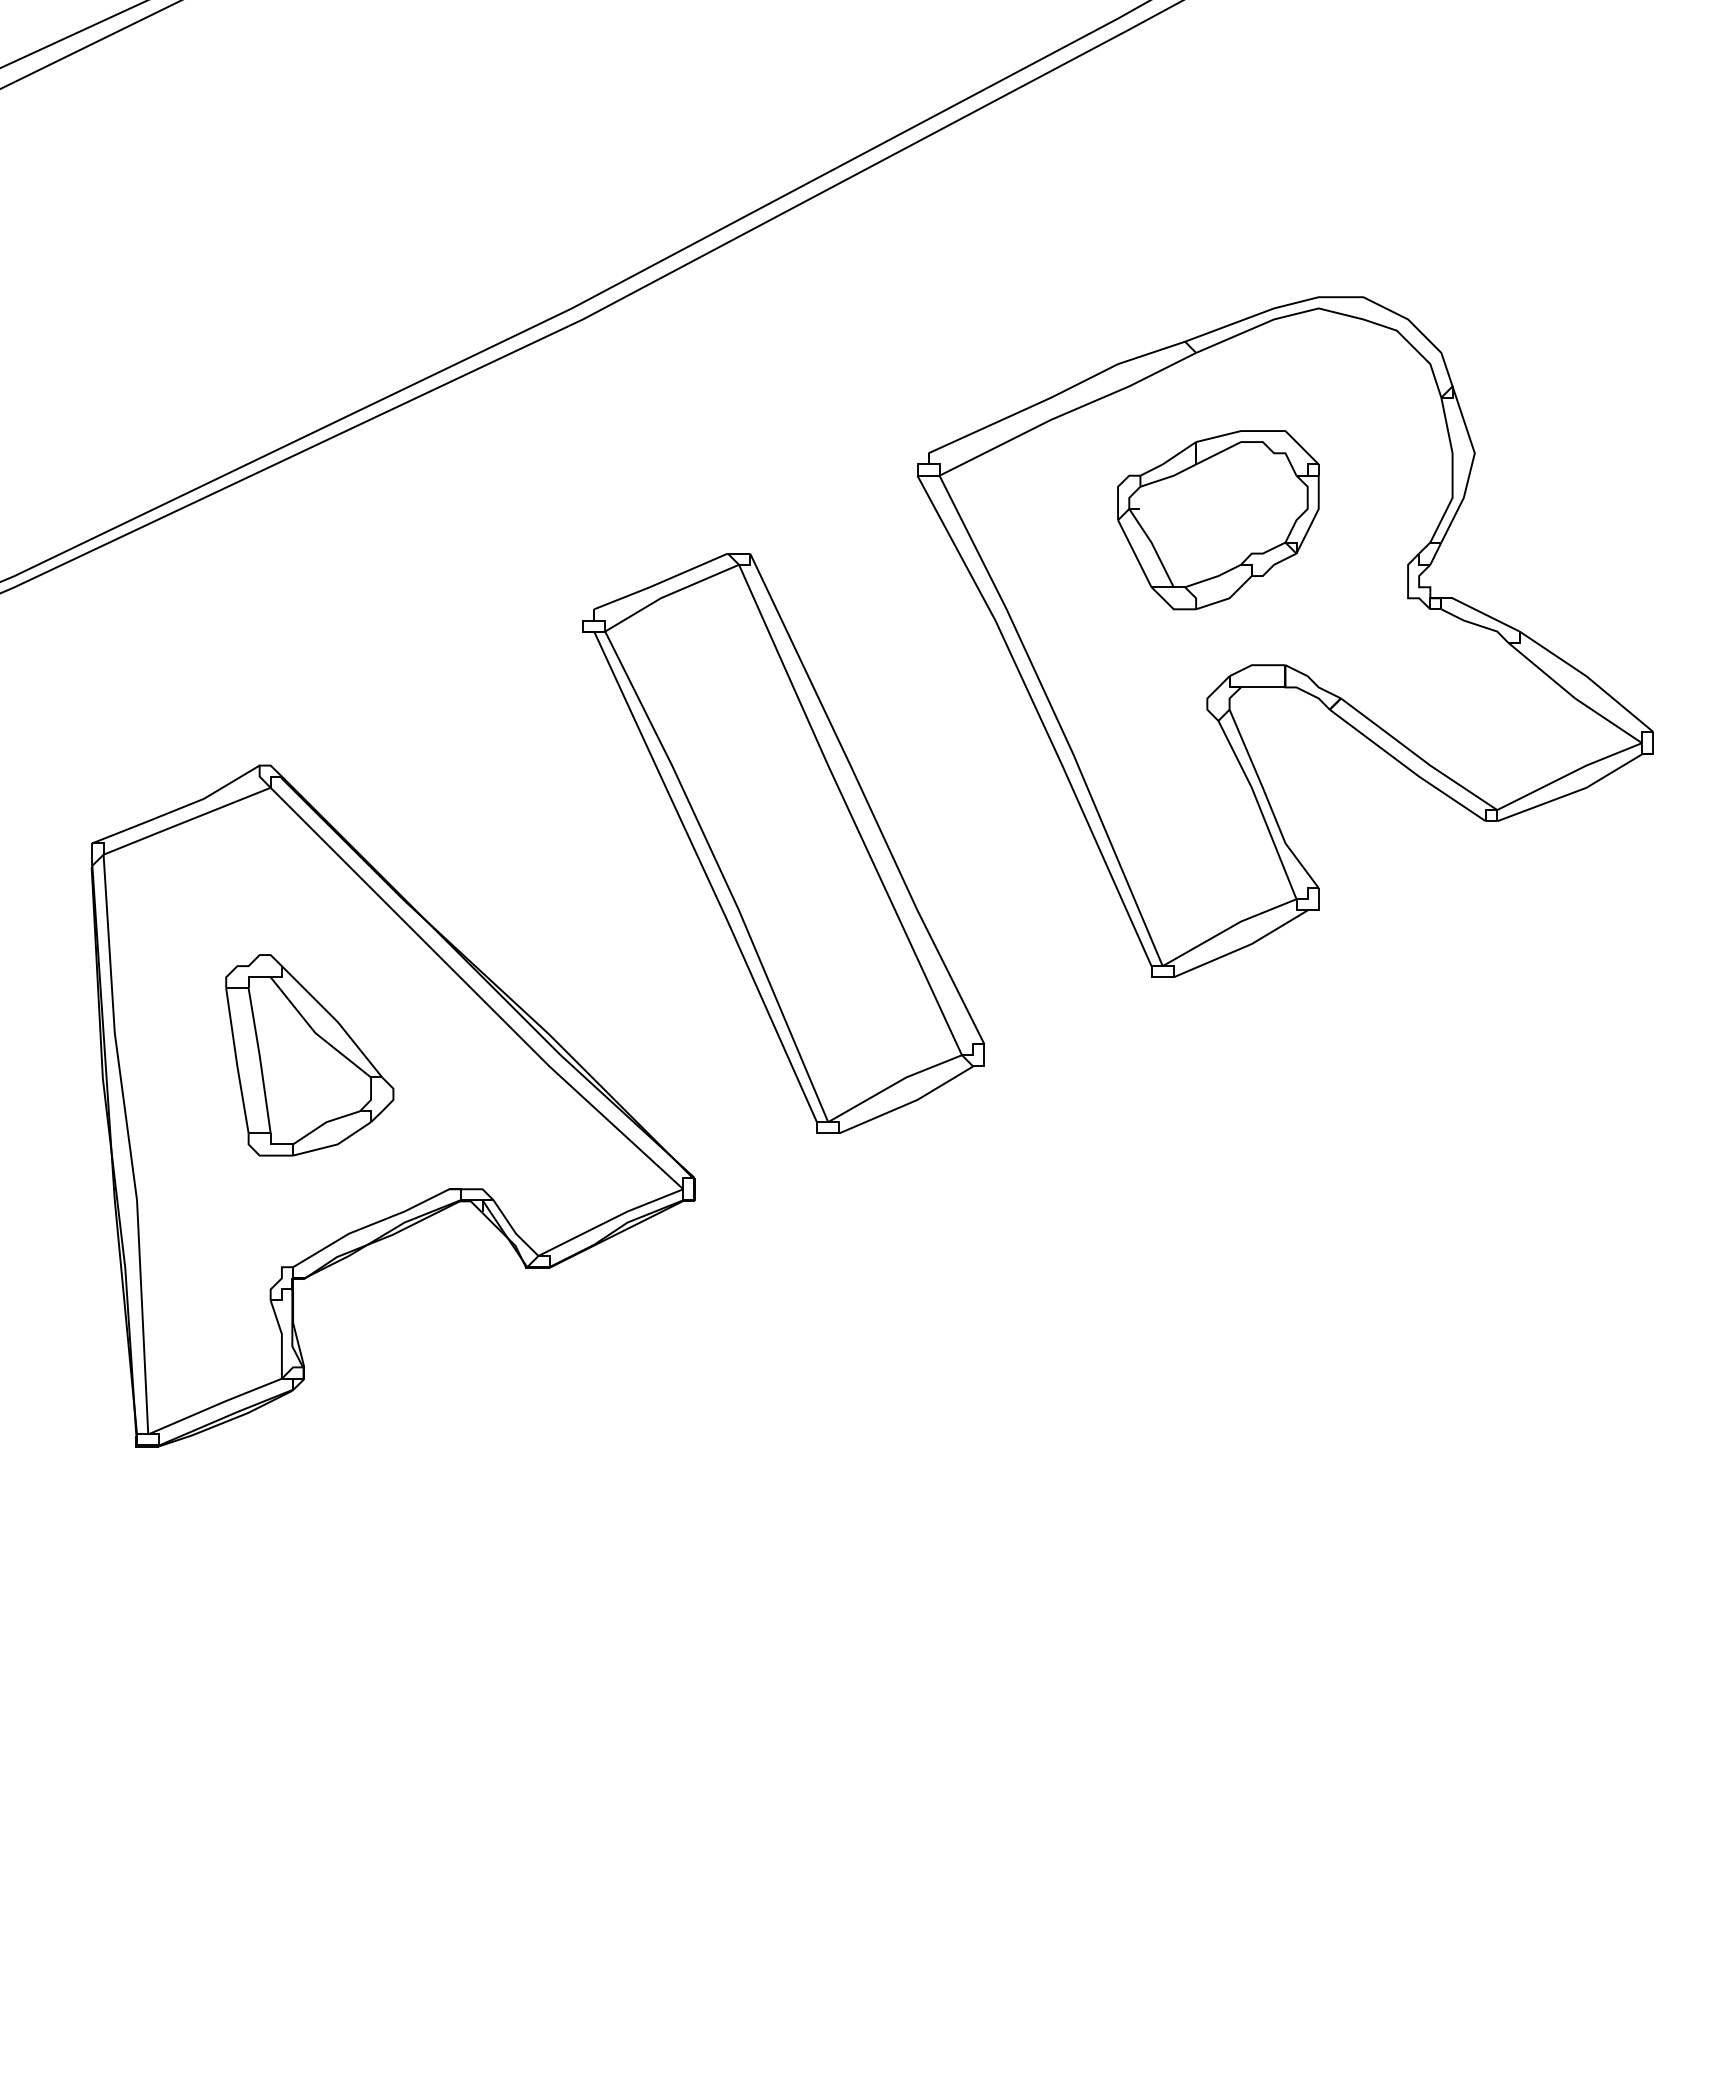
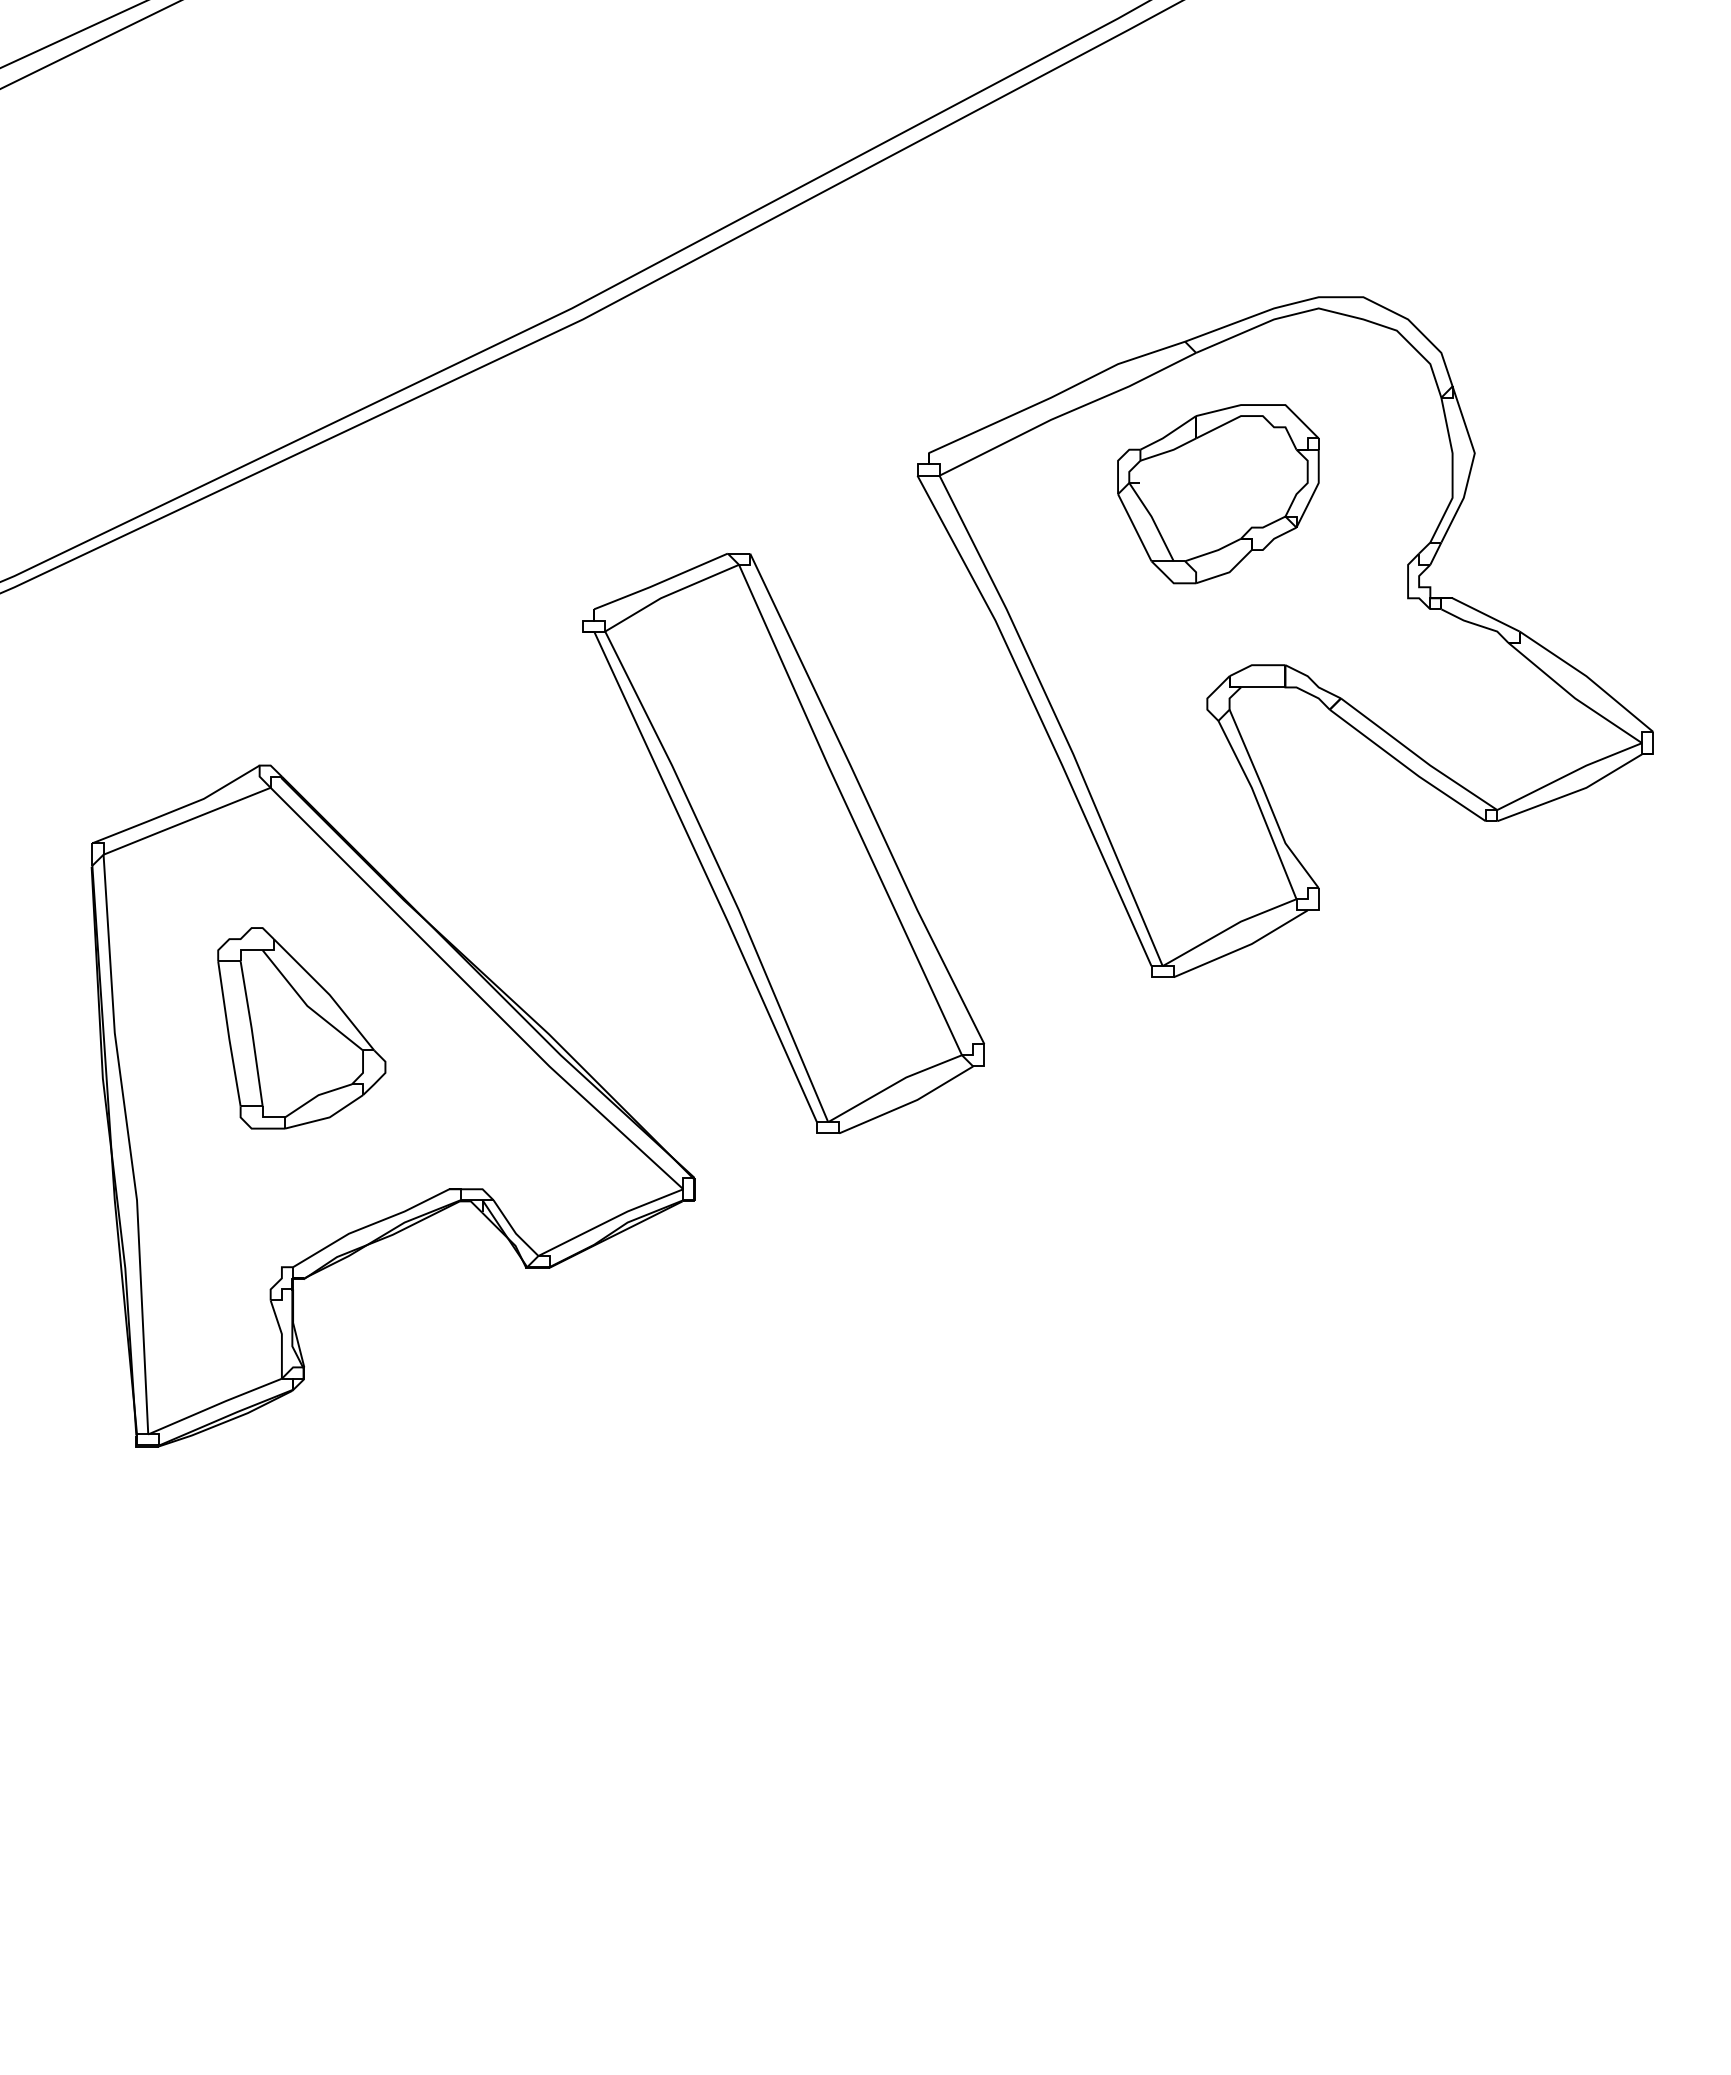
part position: (1218, 520) -> (1218, 494) (1218, 494)
part position: (309, 1055) -> (301, 1028) (301, 1028)
